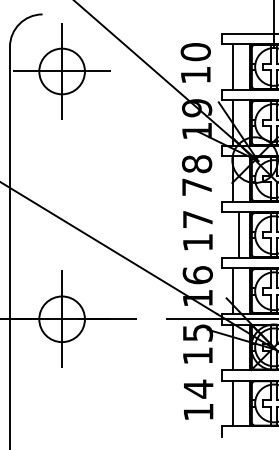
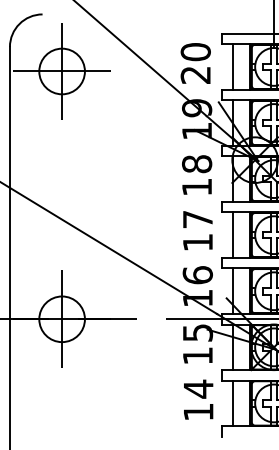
text: 10 -> 20 (195, 75)
text: 78 -> 18 (196, 186)
line position: (239, 235) -> (233, 235) (233, 235)
